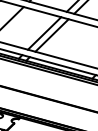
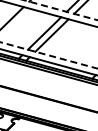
line: solid -> dashed (60, 10)
line: solid -> dashed (48, 55)
